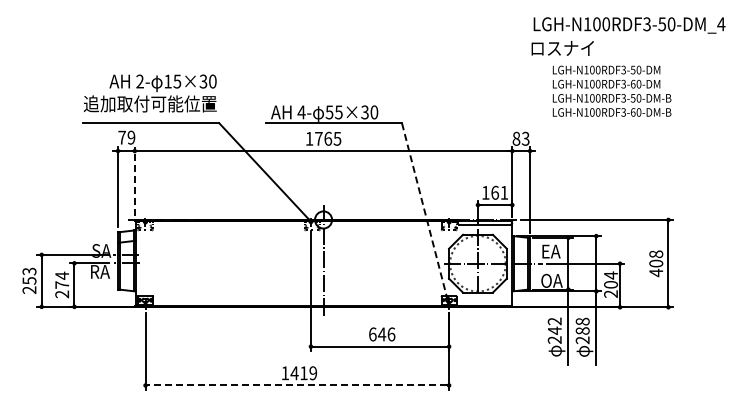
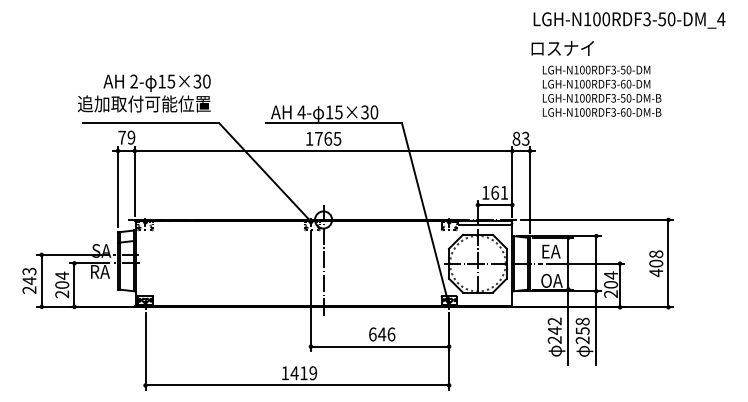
text position: (629, 25) -> (629, 20) (629, 20)
text position: (611, 90) -> (601, 90) (601, 90)
text position: (150, 93) -> (144, 93) (144, 93)
text: 55×30 -> 15×30 (329, 112)
line: dashed -> solid (134, 181)
line: dashed -> solid (425, 213)
text: 253 -> 243 (29, 280)
text: 274 -> 204 (62, 284)
text: 288 -> 258 (582, 330)
line: dashed -> solid (296, 385)
